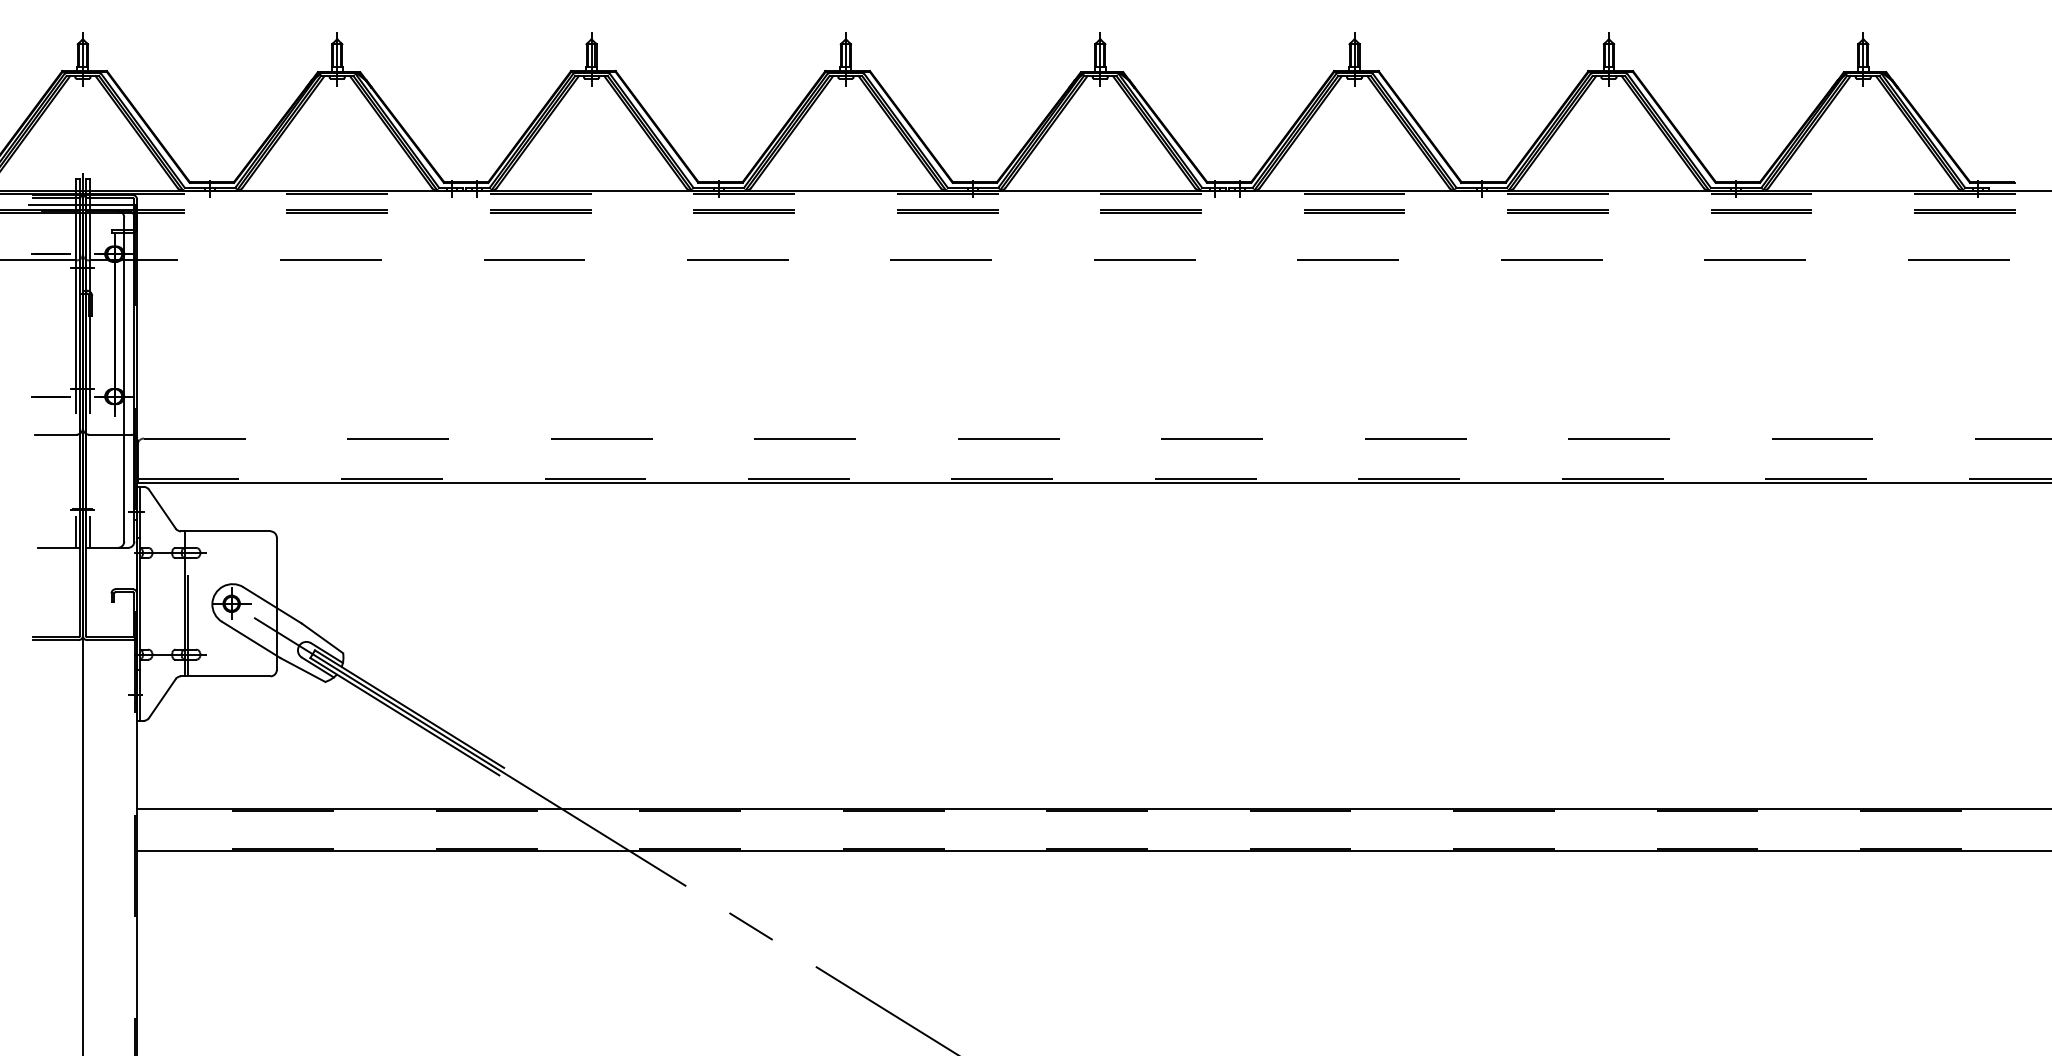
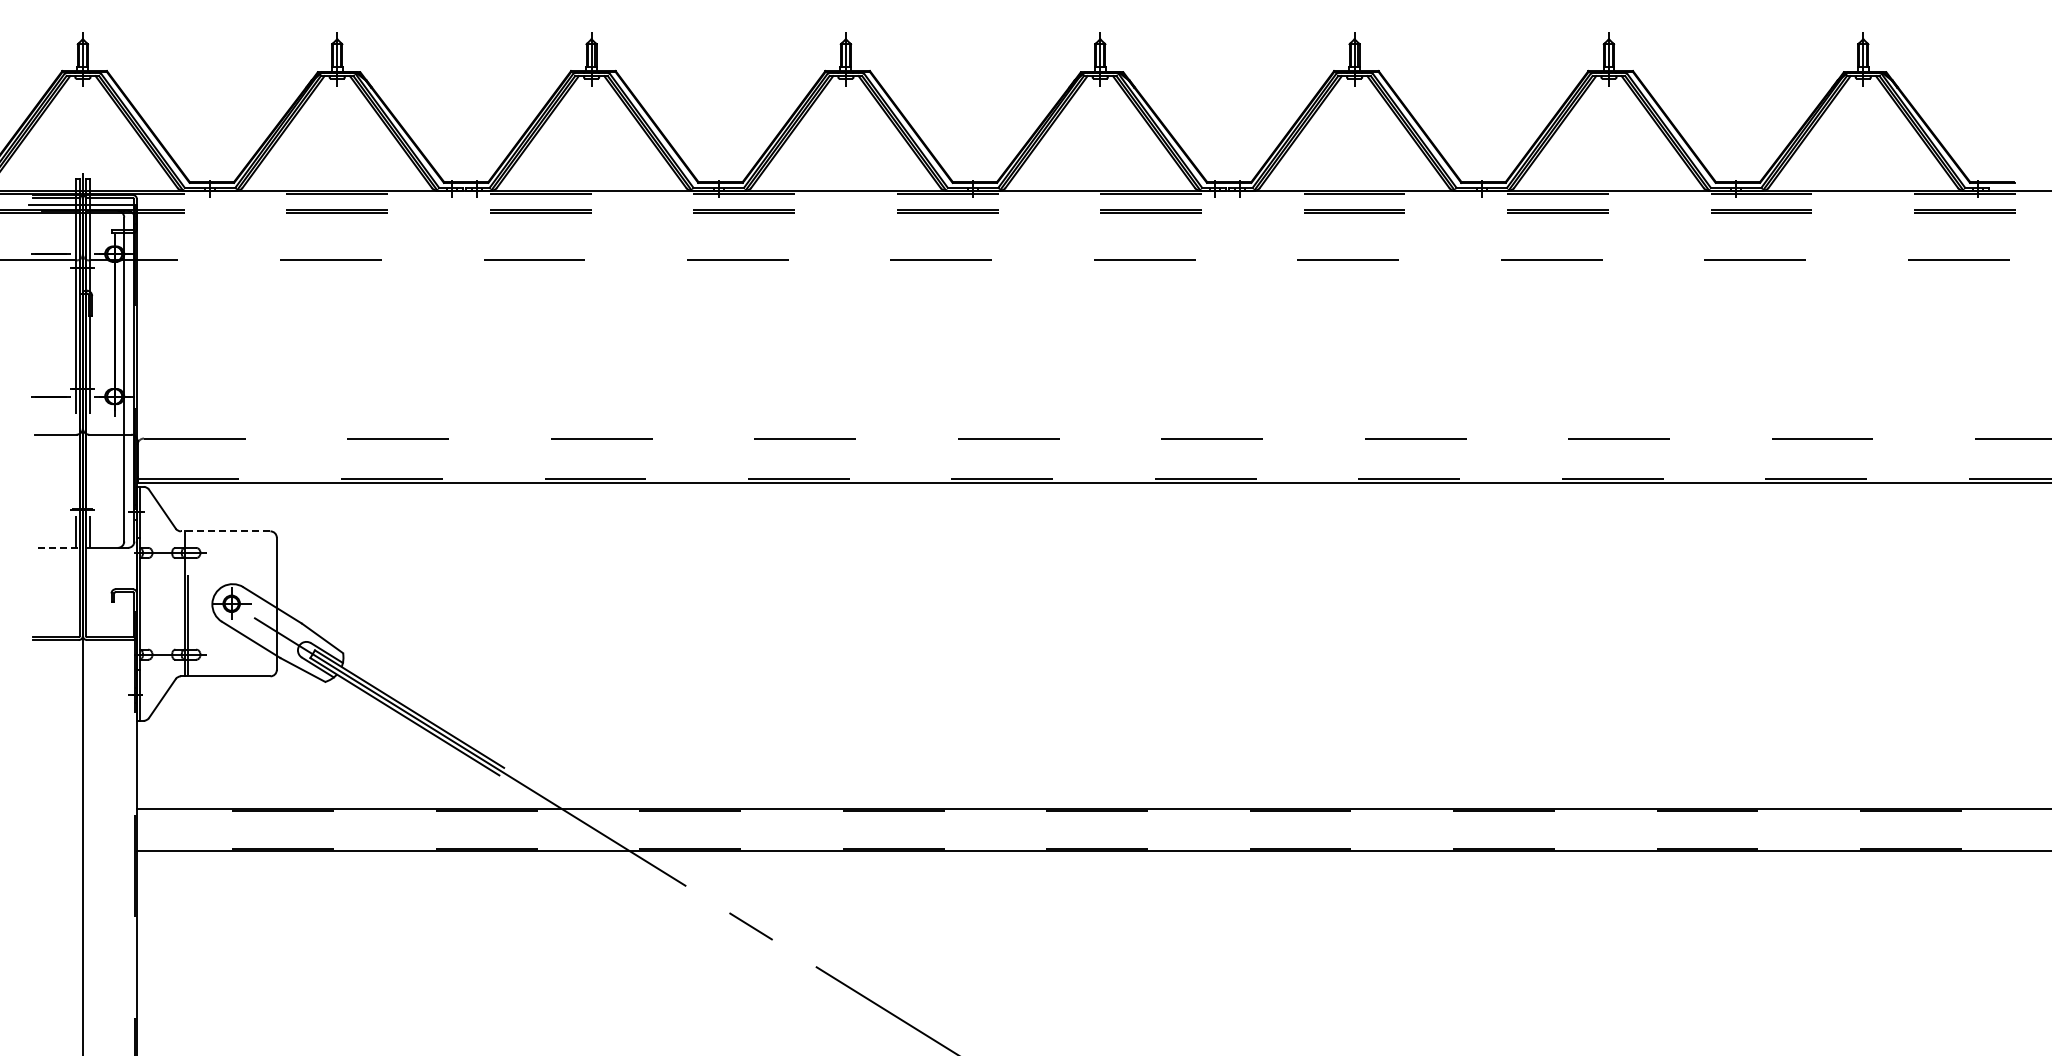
line: solid -> dashed (225, 531)
line: solid -> dashed (58, 547)
